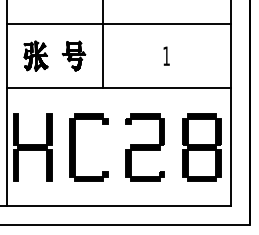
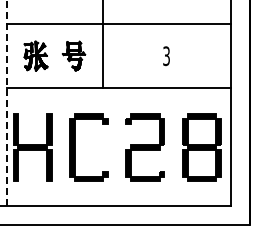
text: 1 -> 3 (166, 56)
line: solid -> dashed (6, 103)
